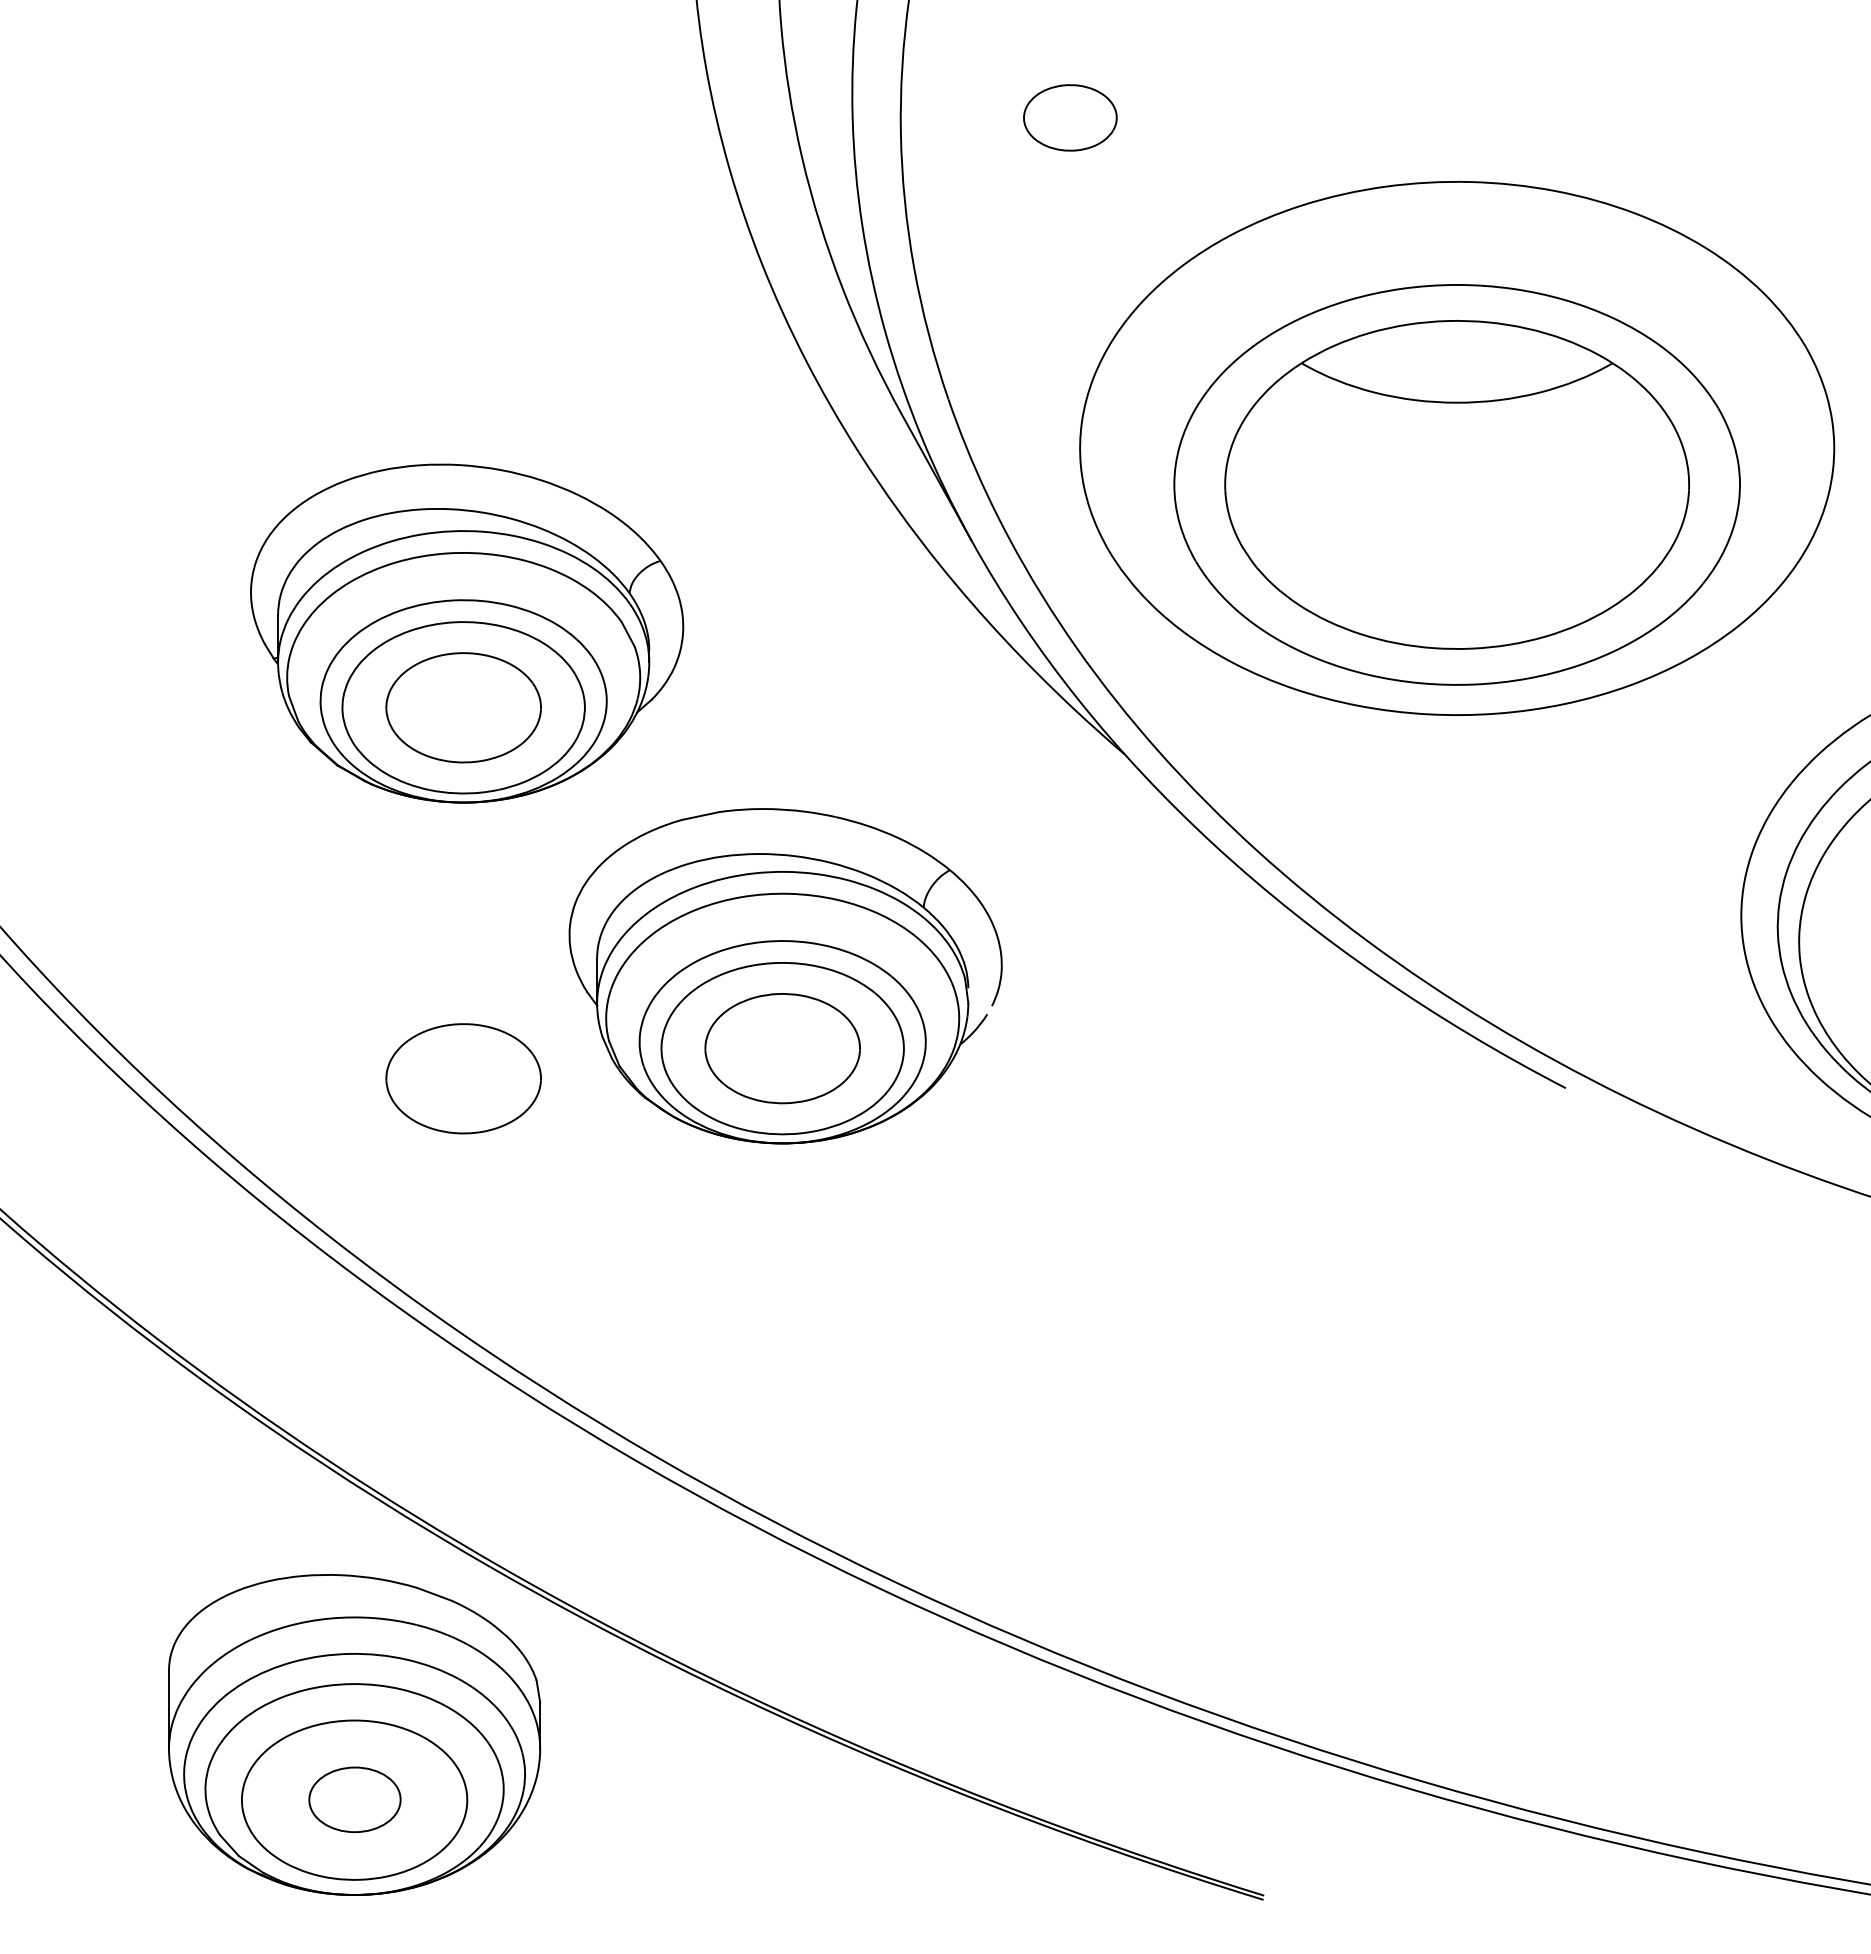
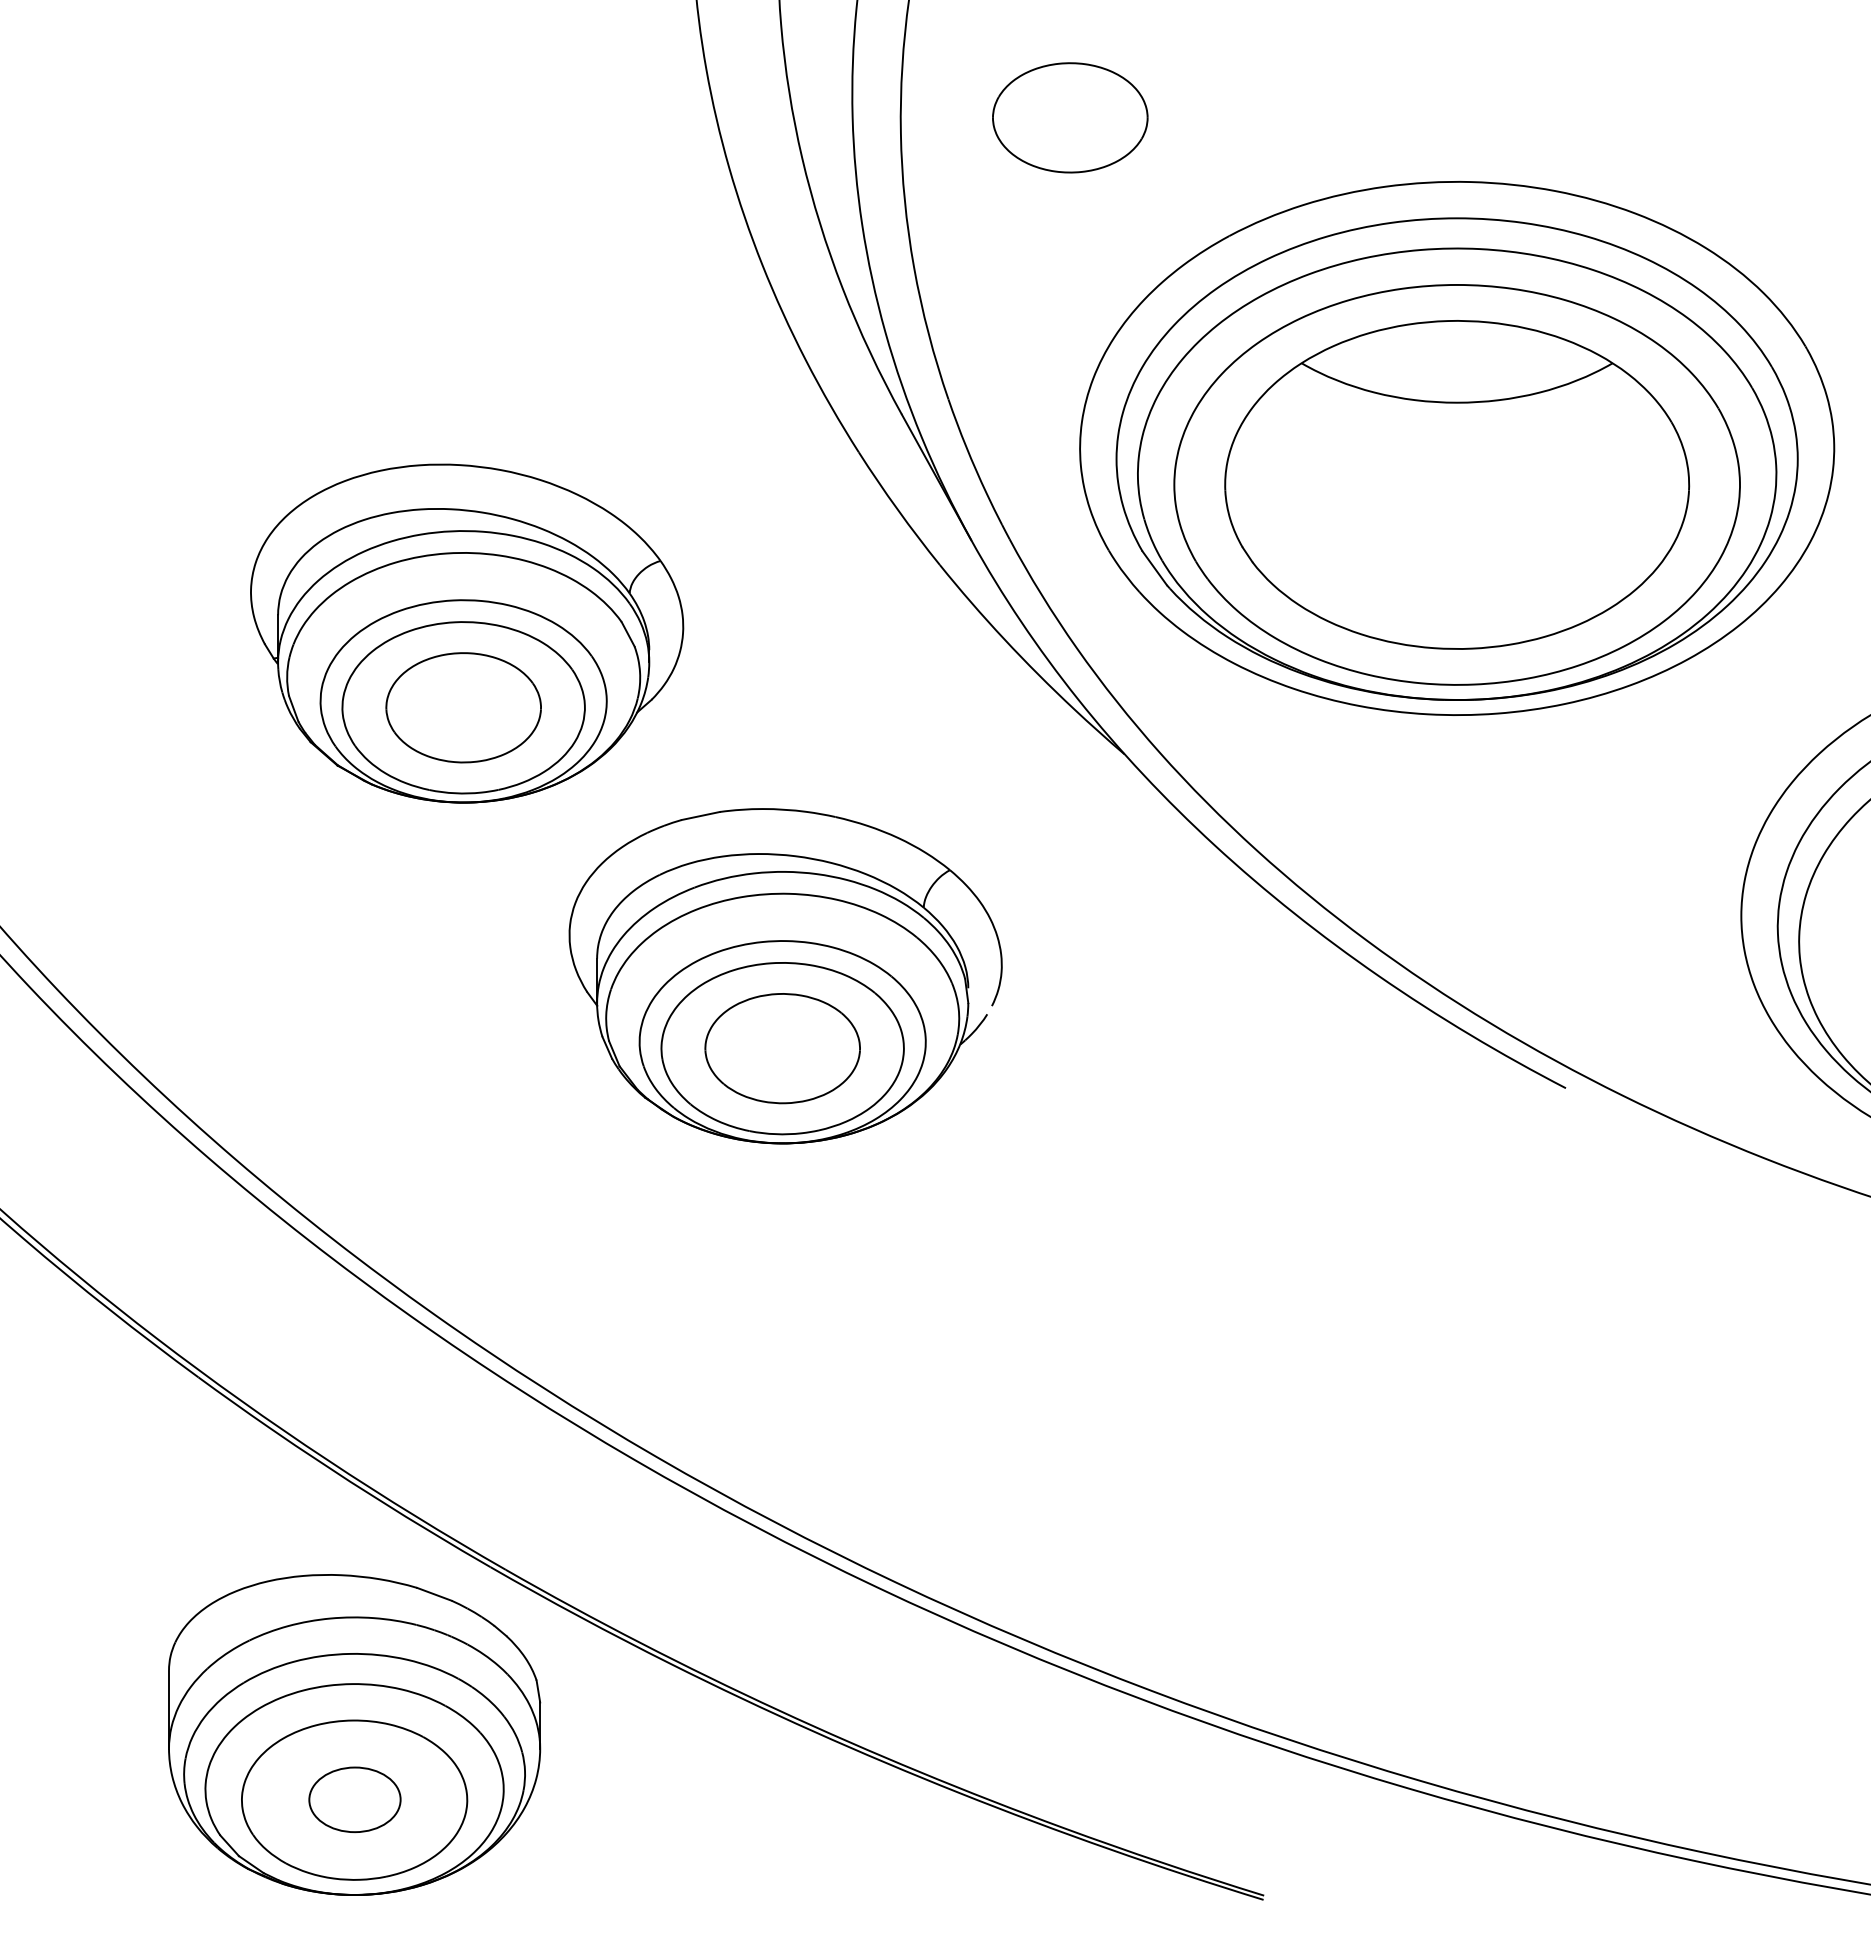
part size: 95x68 px -> 157x112 px (1070, 117)
part: none -> present (1456, 458)
part: present -> none (463, 1078)
